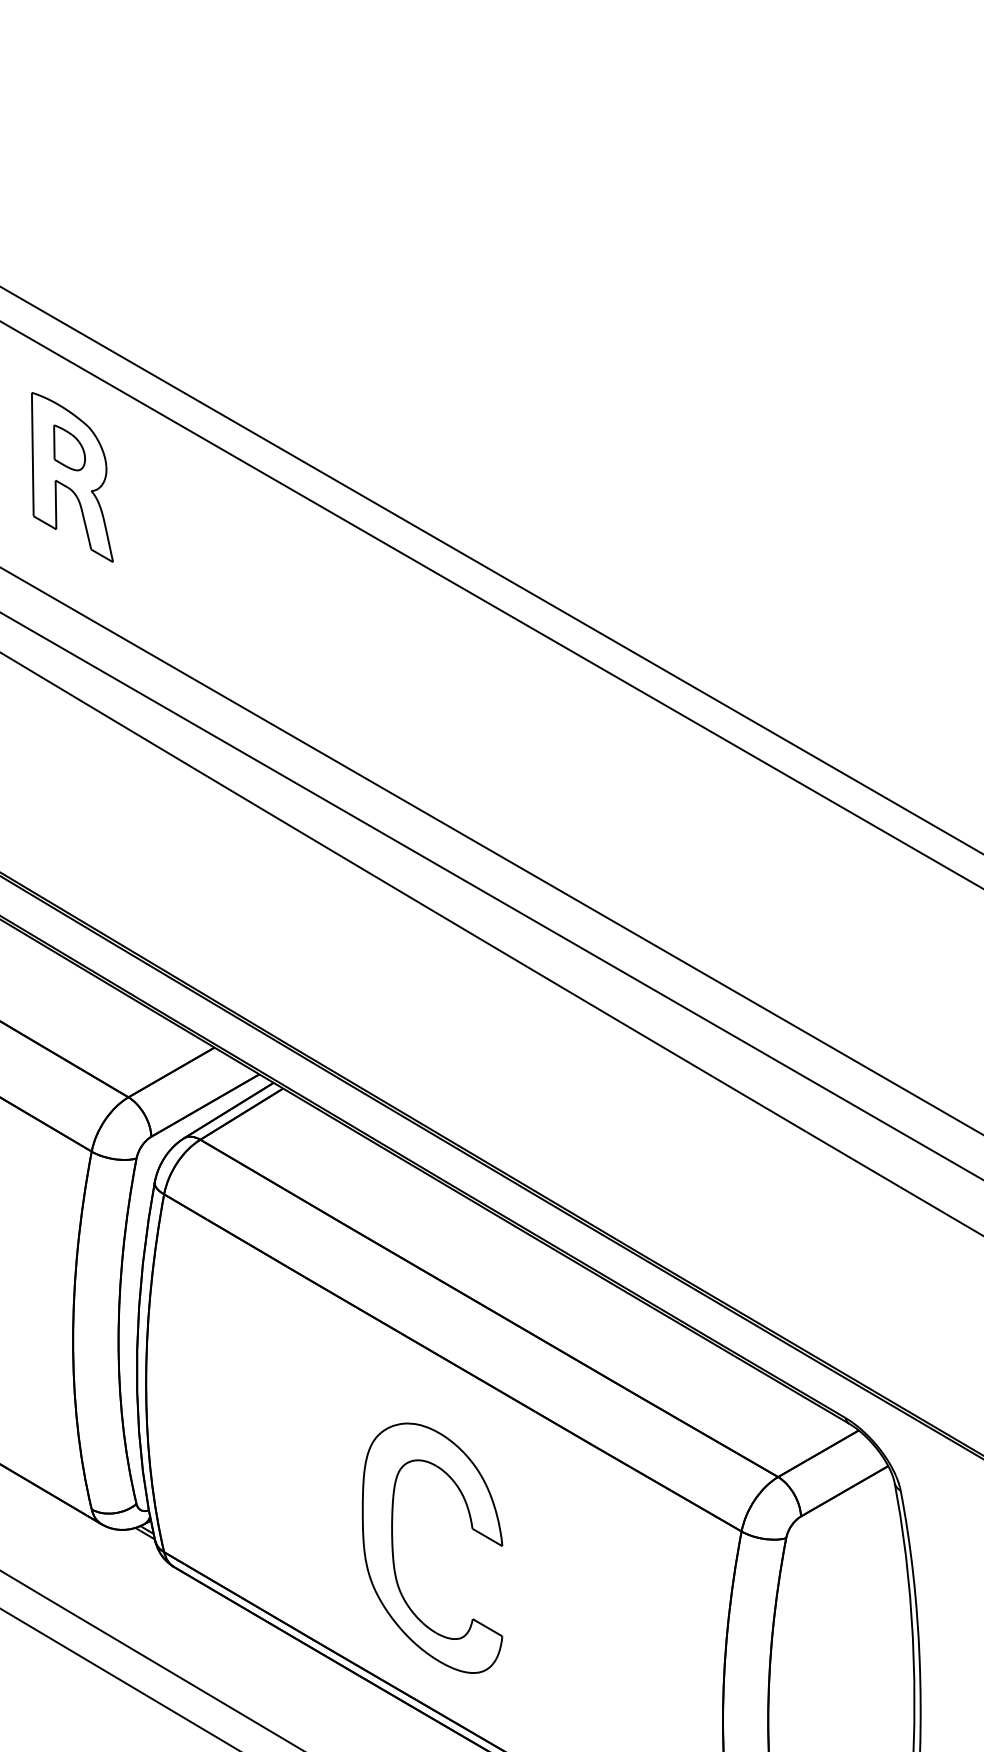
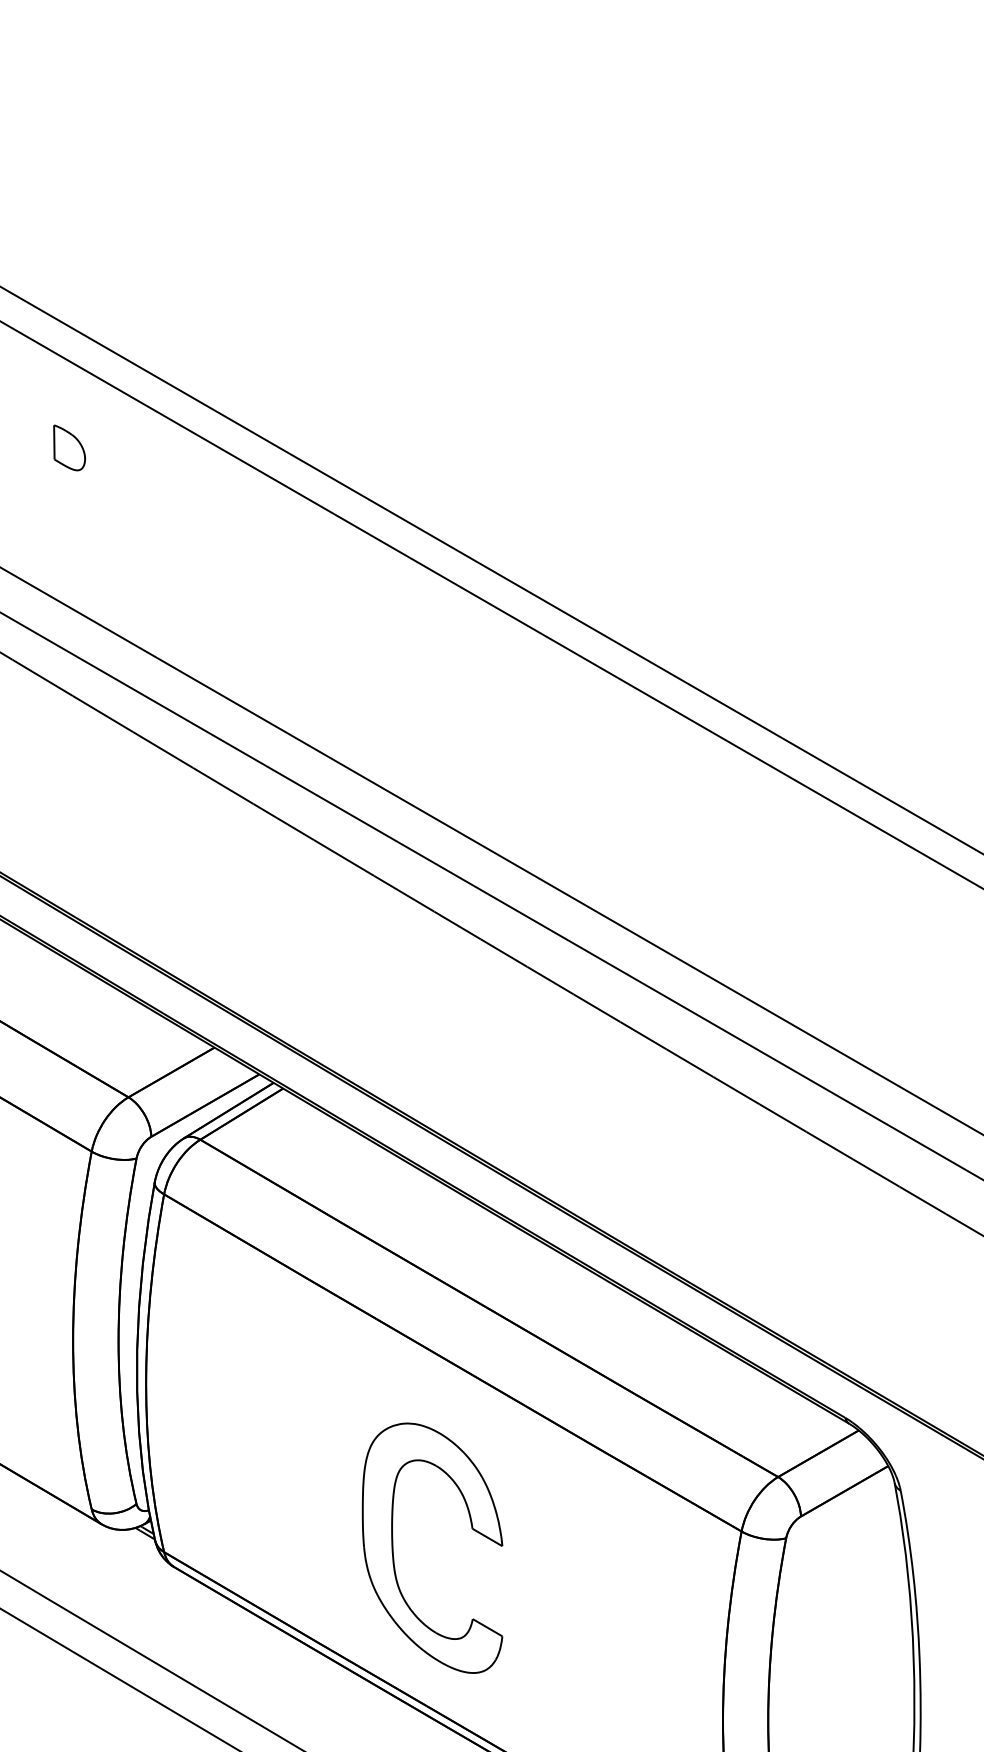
part: present -> none (72, 477)
